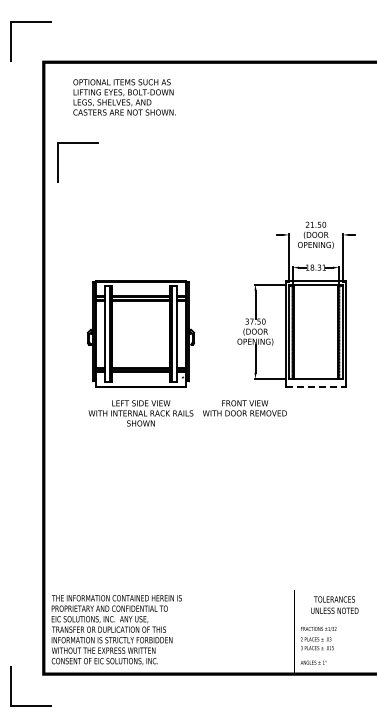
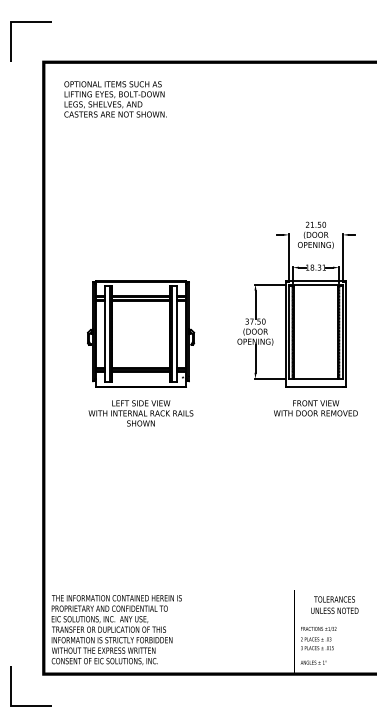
text position: (124, 97) -> (115, 99) (115, 99)
line: present -> none (77, 143)
line: dashed -> solid (316, 387)
text position: (244, 408) -> (315, 408) (315, 408)
